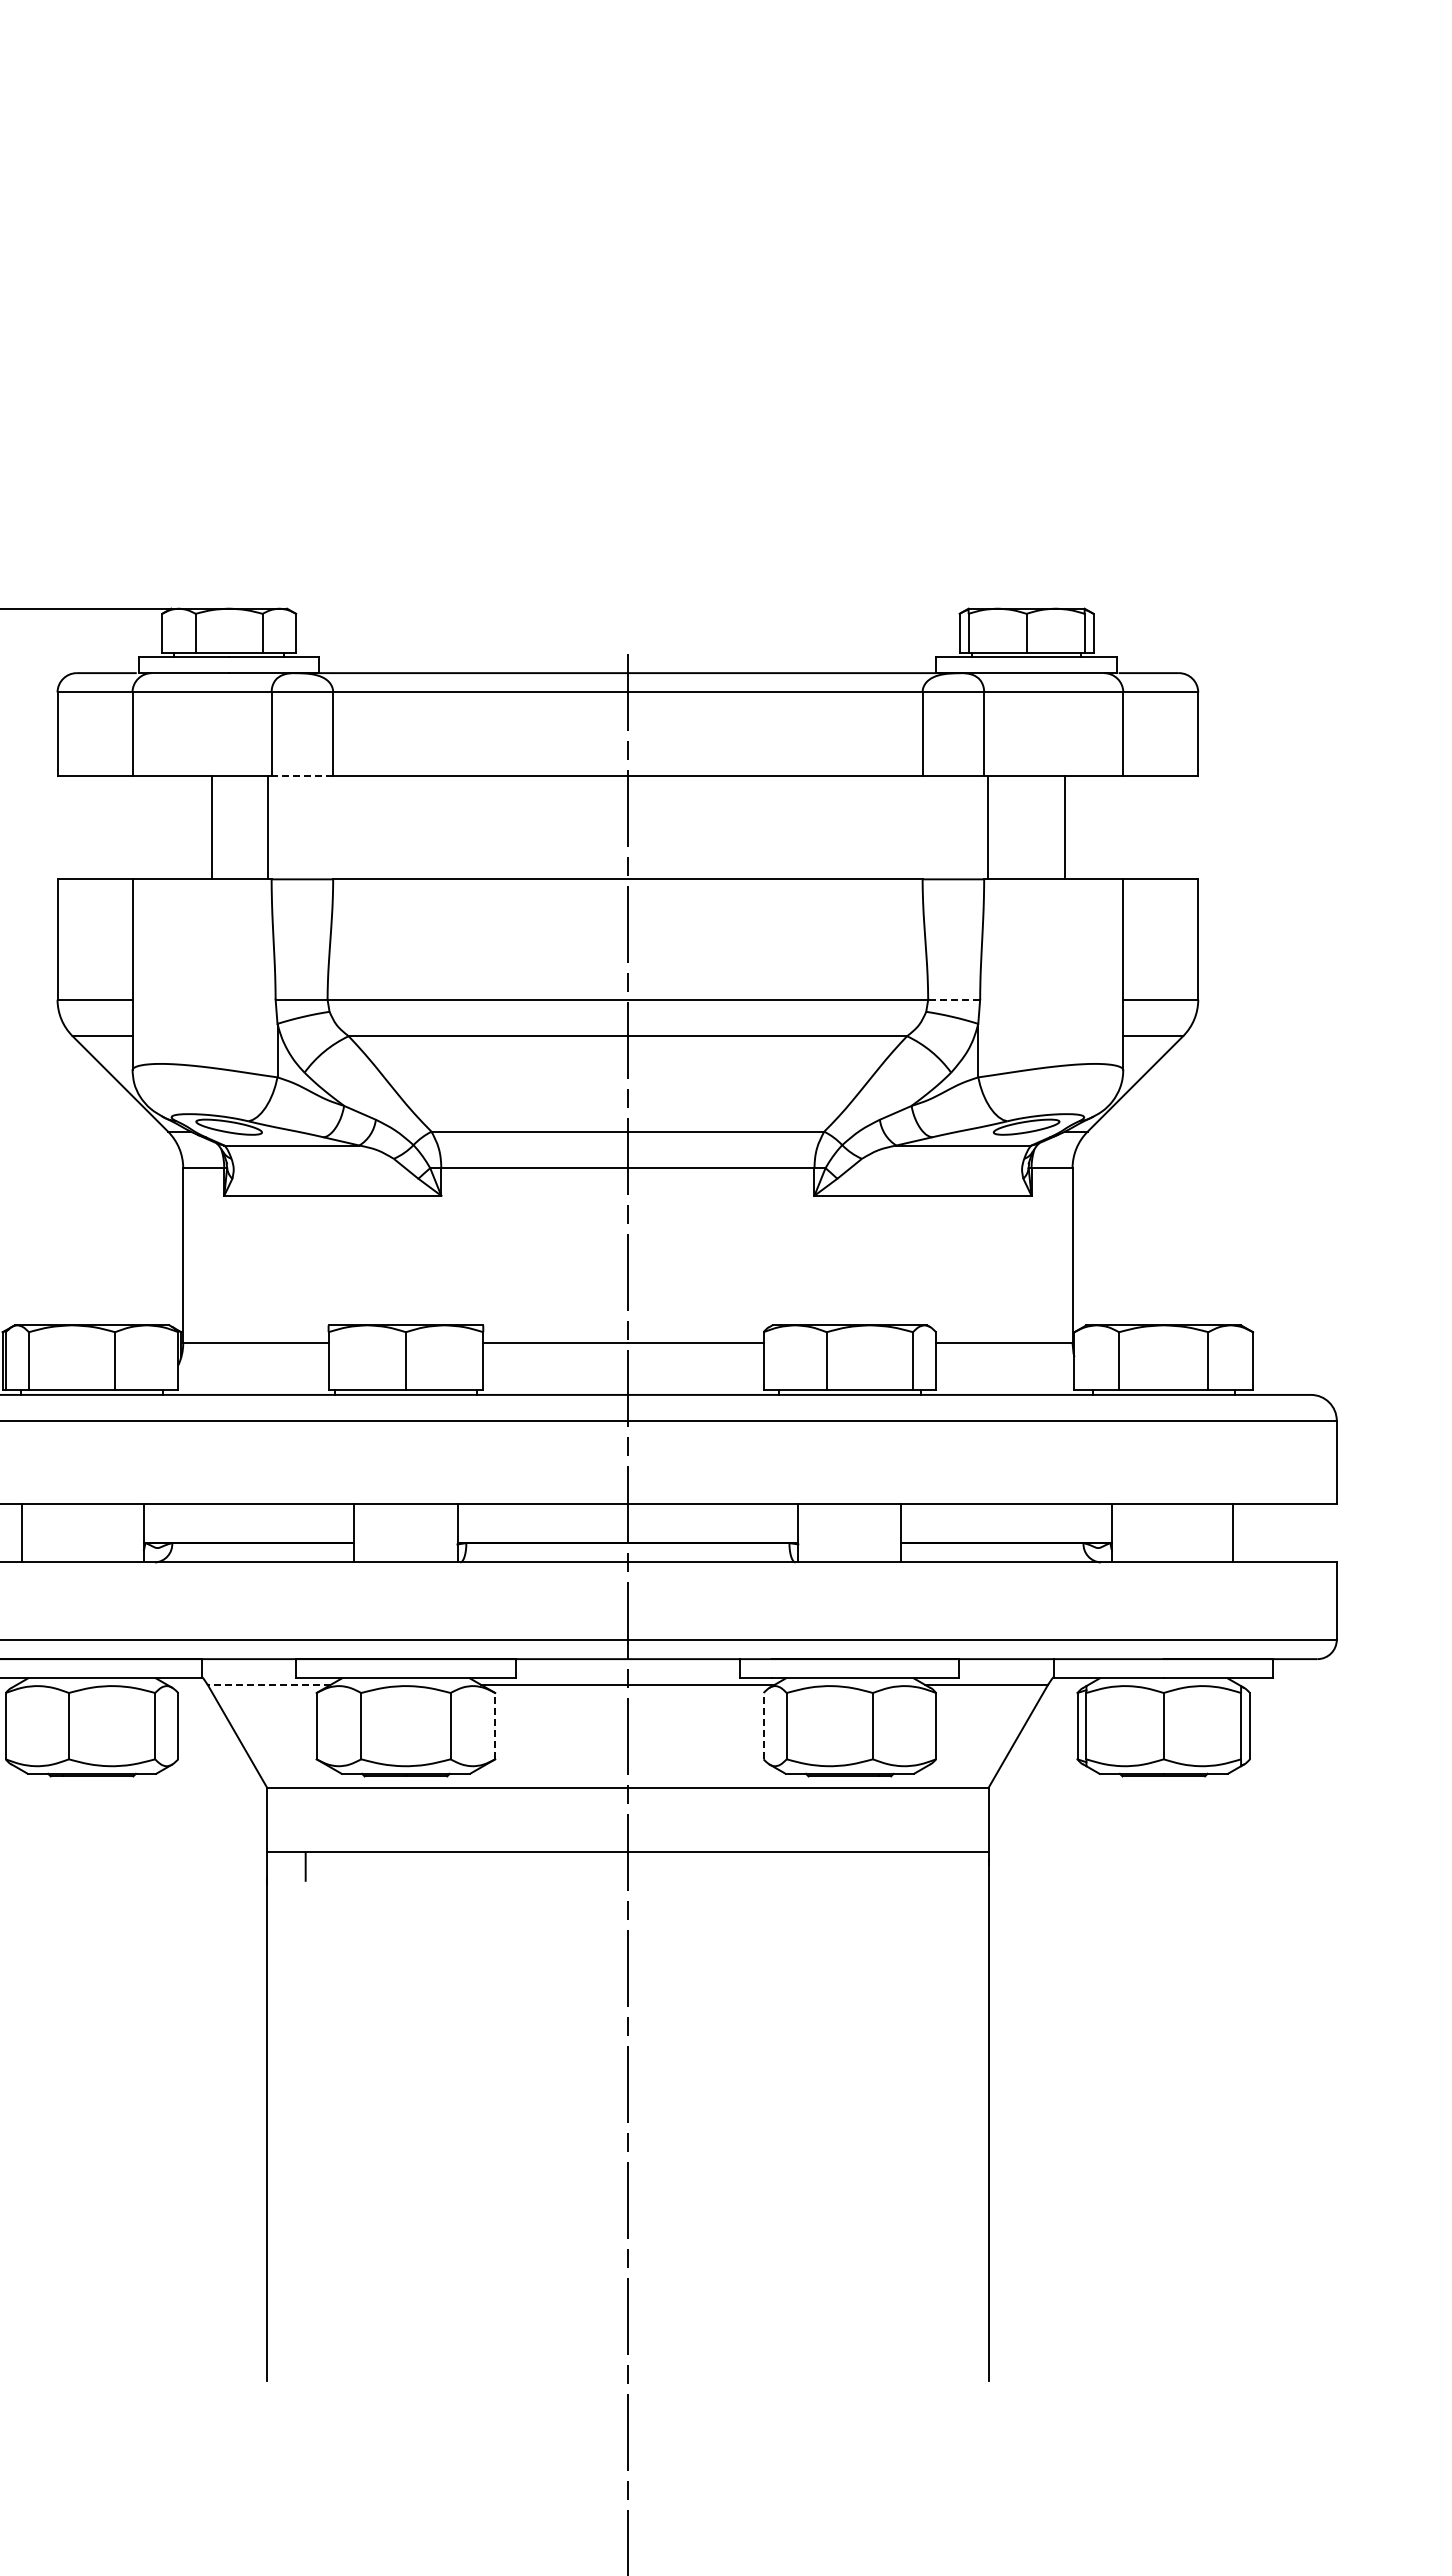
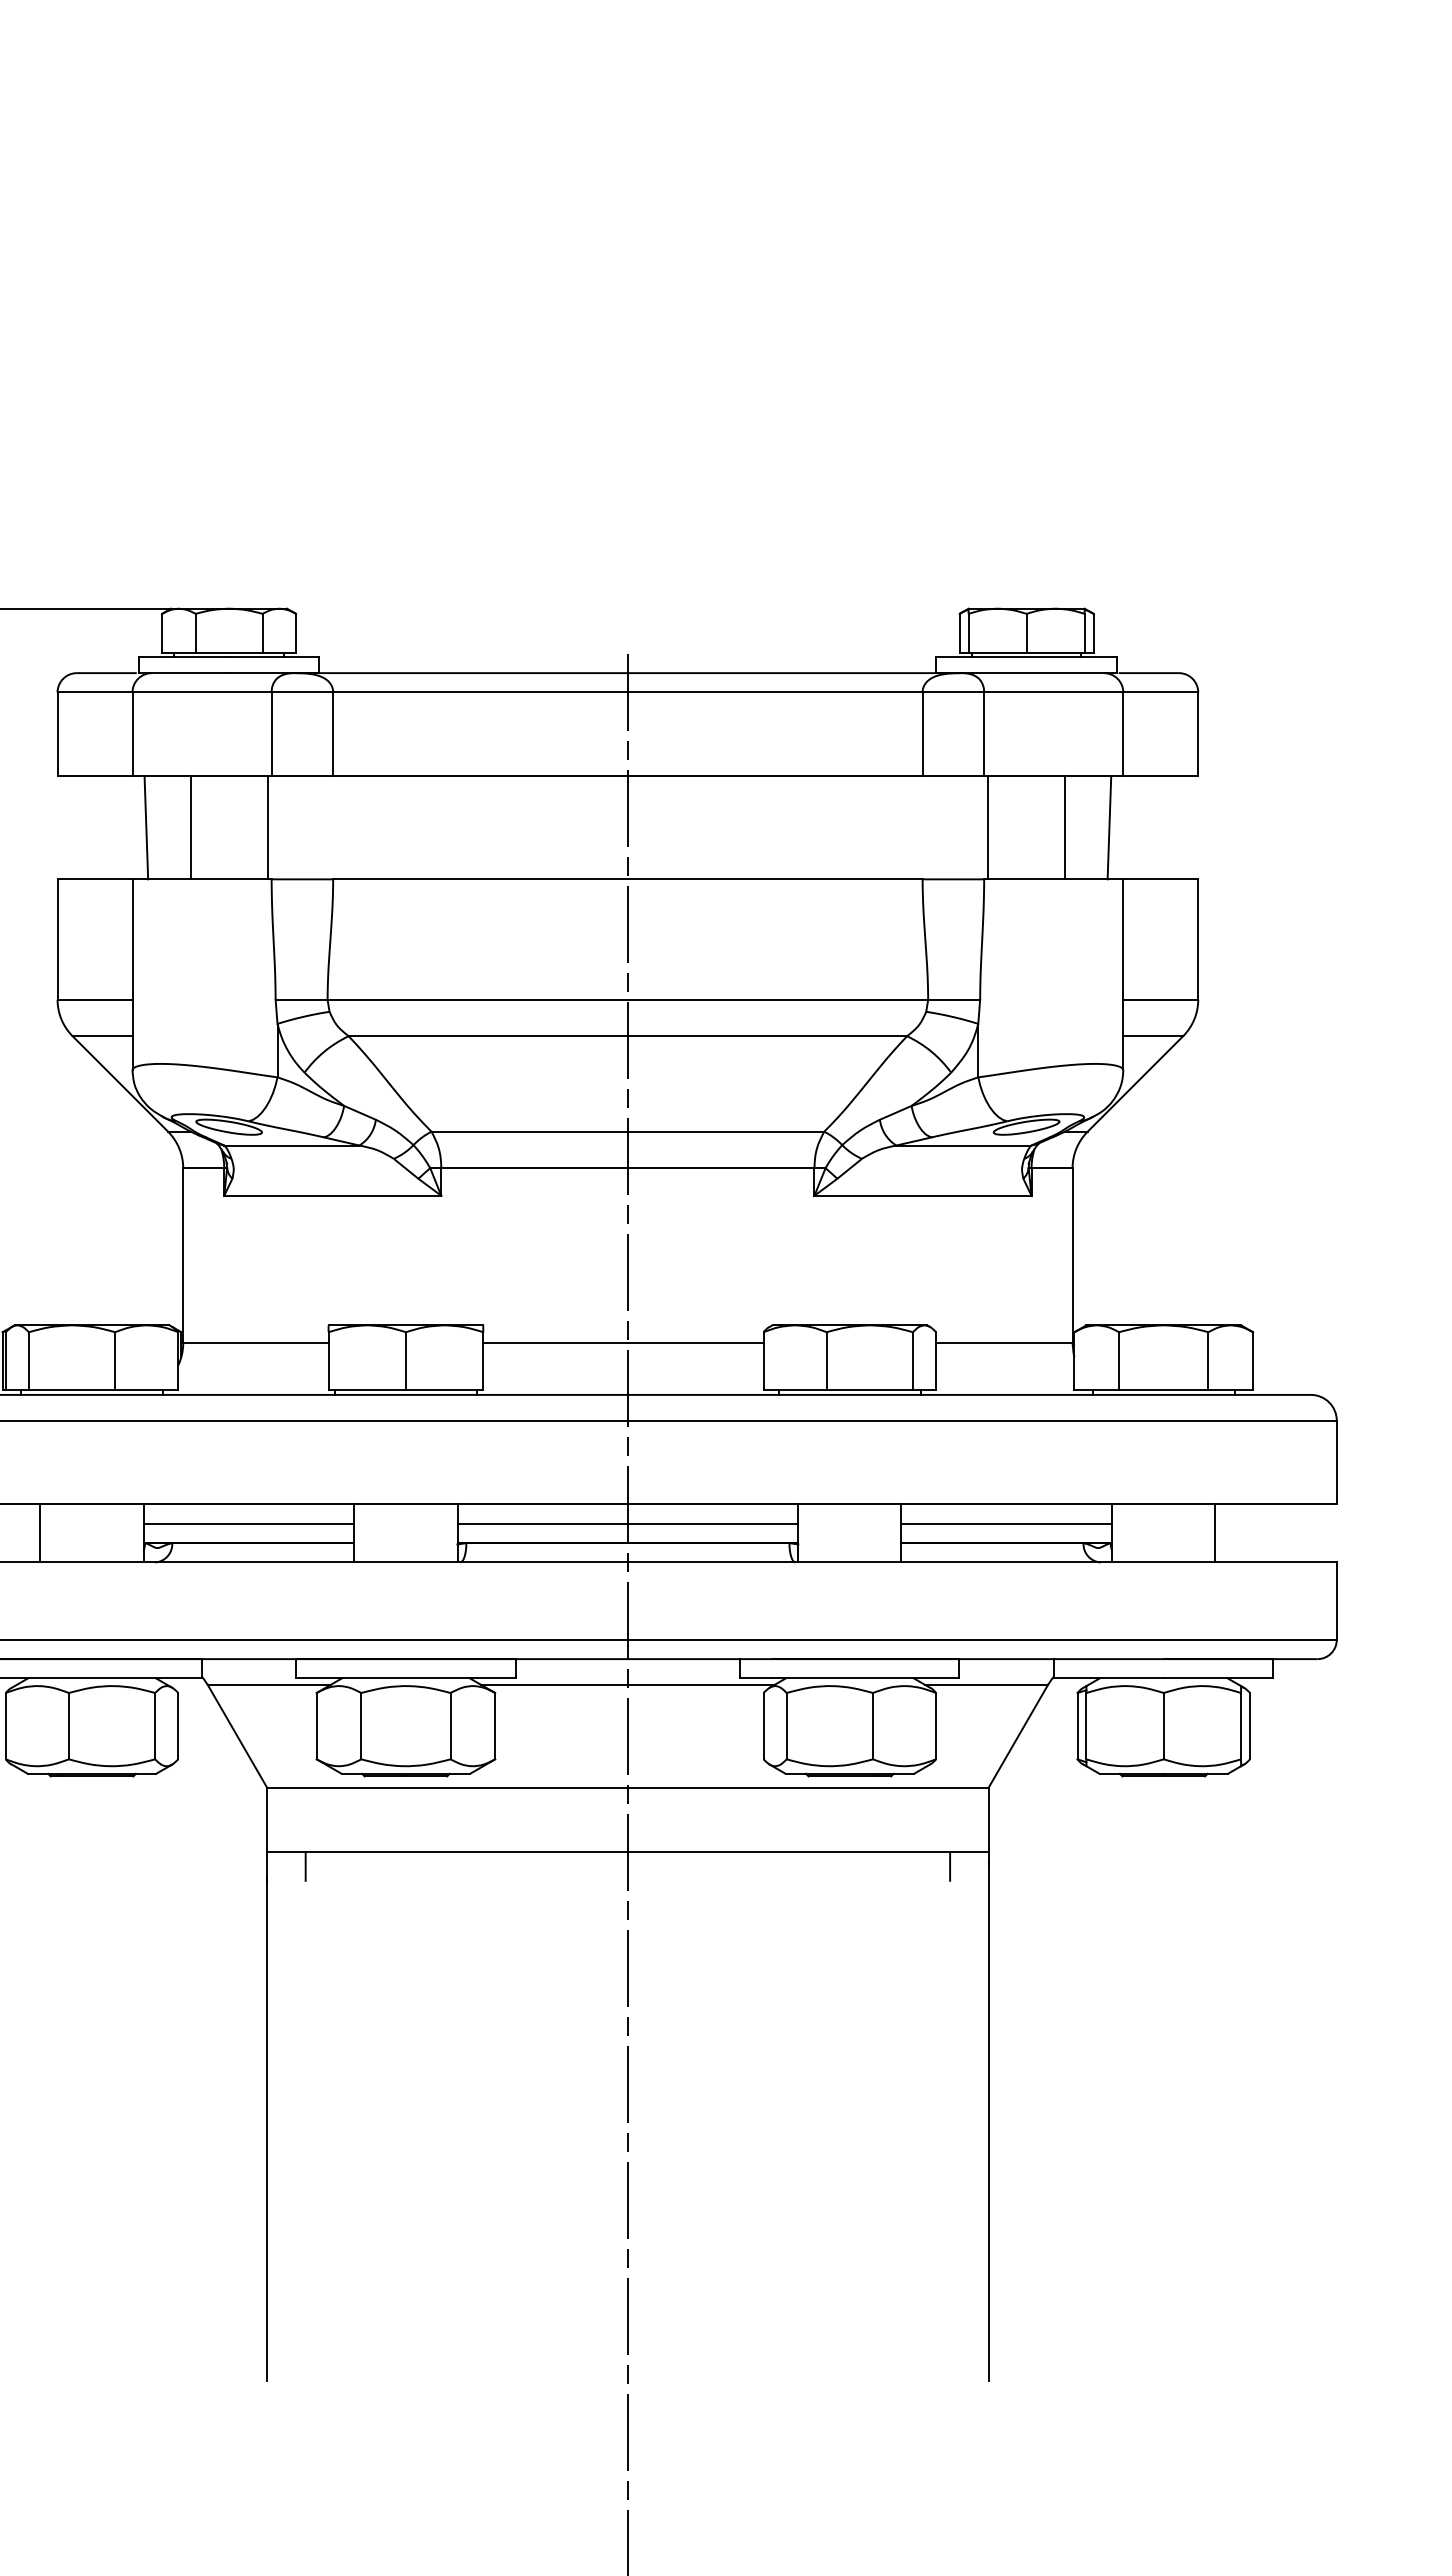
line: dashed -> solid (302, 776)
line: none -> present (146, 827)
line position: (211, 827) -> (190, 827) (190, 827)
line: none -> present (1109, 827)
line: dashed -> solid (954, 999)
line: none -> present (248, 1523)
line: none -> present (627, 1523)
line: none -> present (1006, 1523)
line position: (22, 1533) -> (40, 1533) (40, 1533)
line position: (1233, 1533) -> (1215, 1533) (1215, 1533)
line: dashed -> solid (268, 1684)
line: dashed -> solid (495, 1725)
line: dashed -> solid (763, 1725)
line: none -> present (950, 1866)
